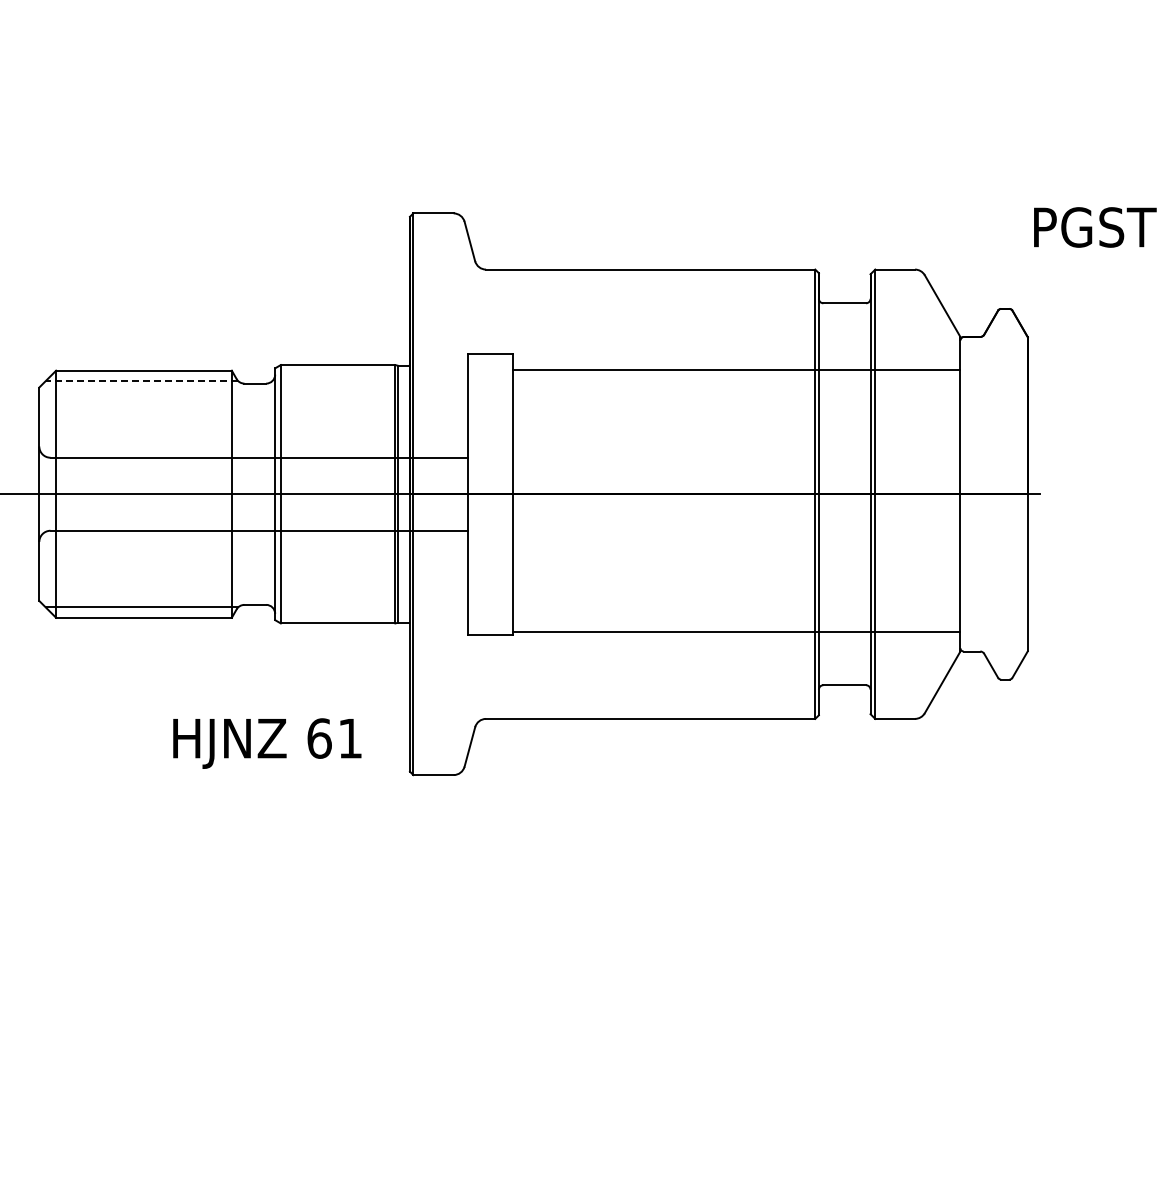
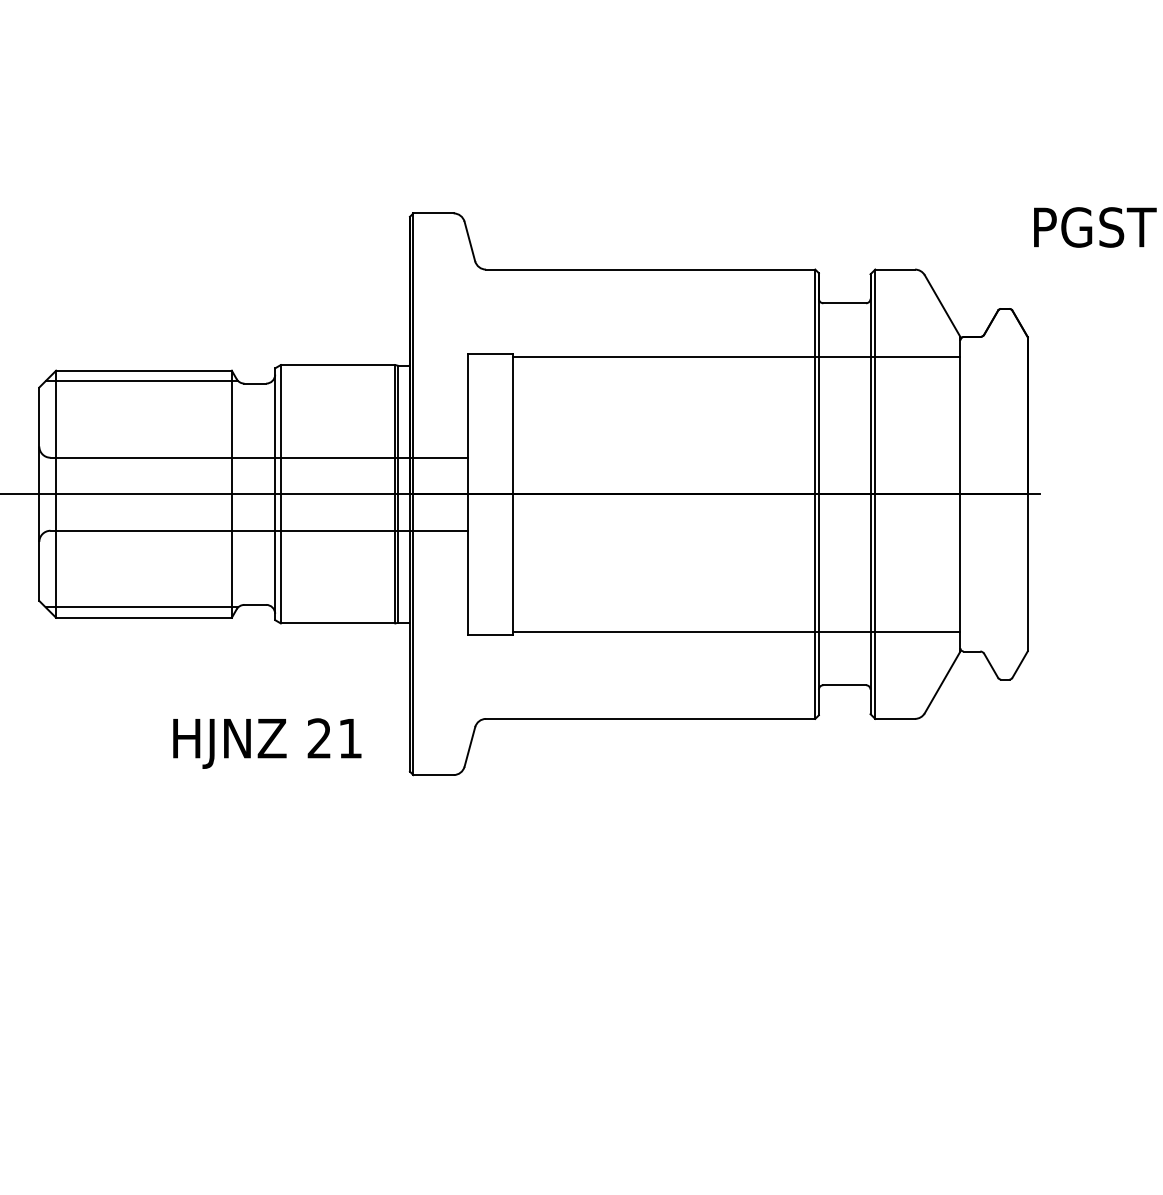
line position: (736, 369) -> (736, 356) (736, 356)
line: dashed -> solid (141, 381)
text: 61 -> 21 (319, 738)
